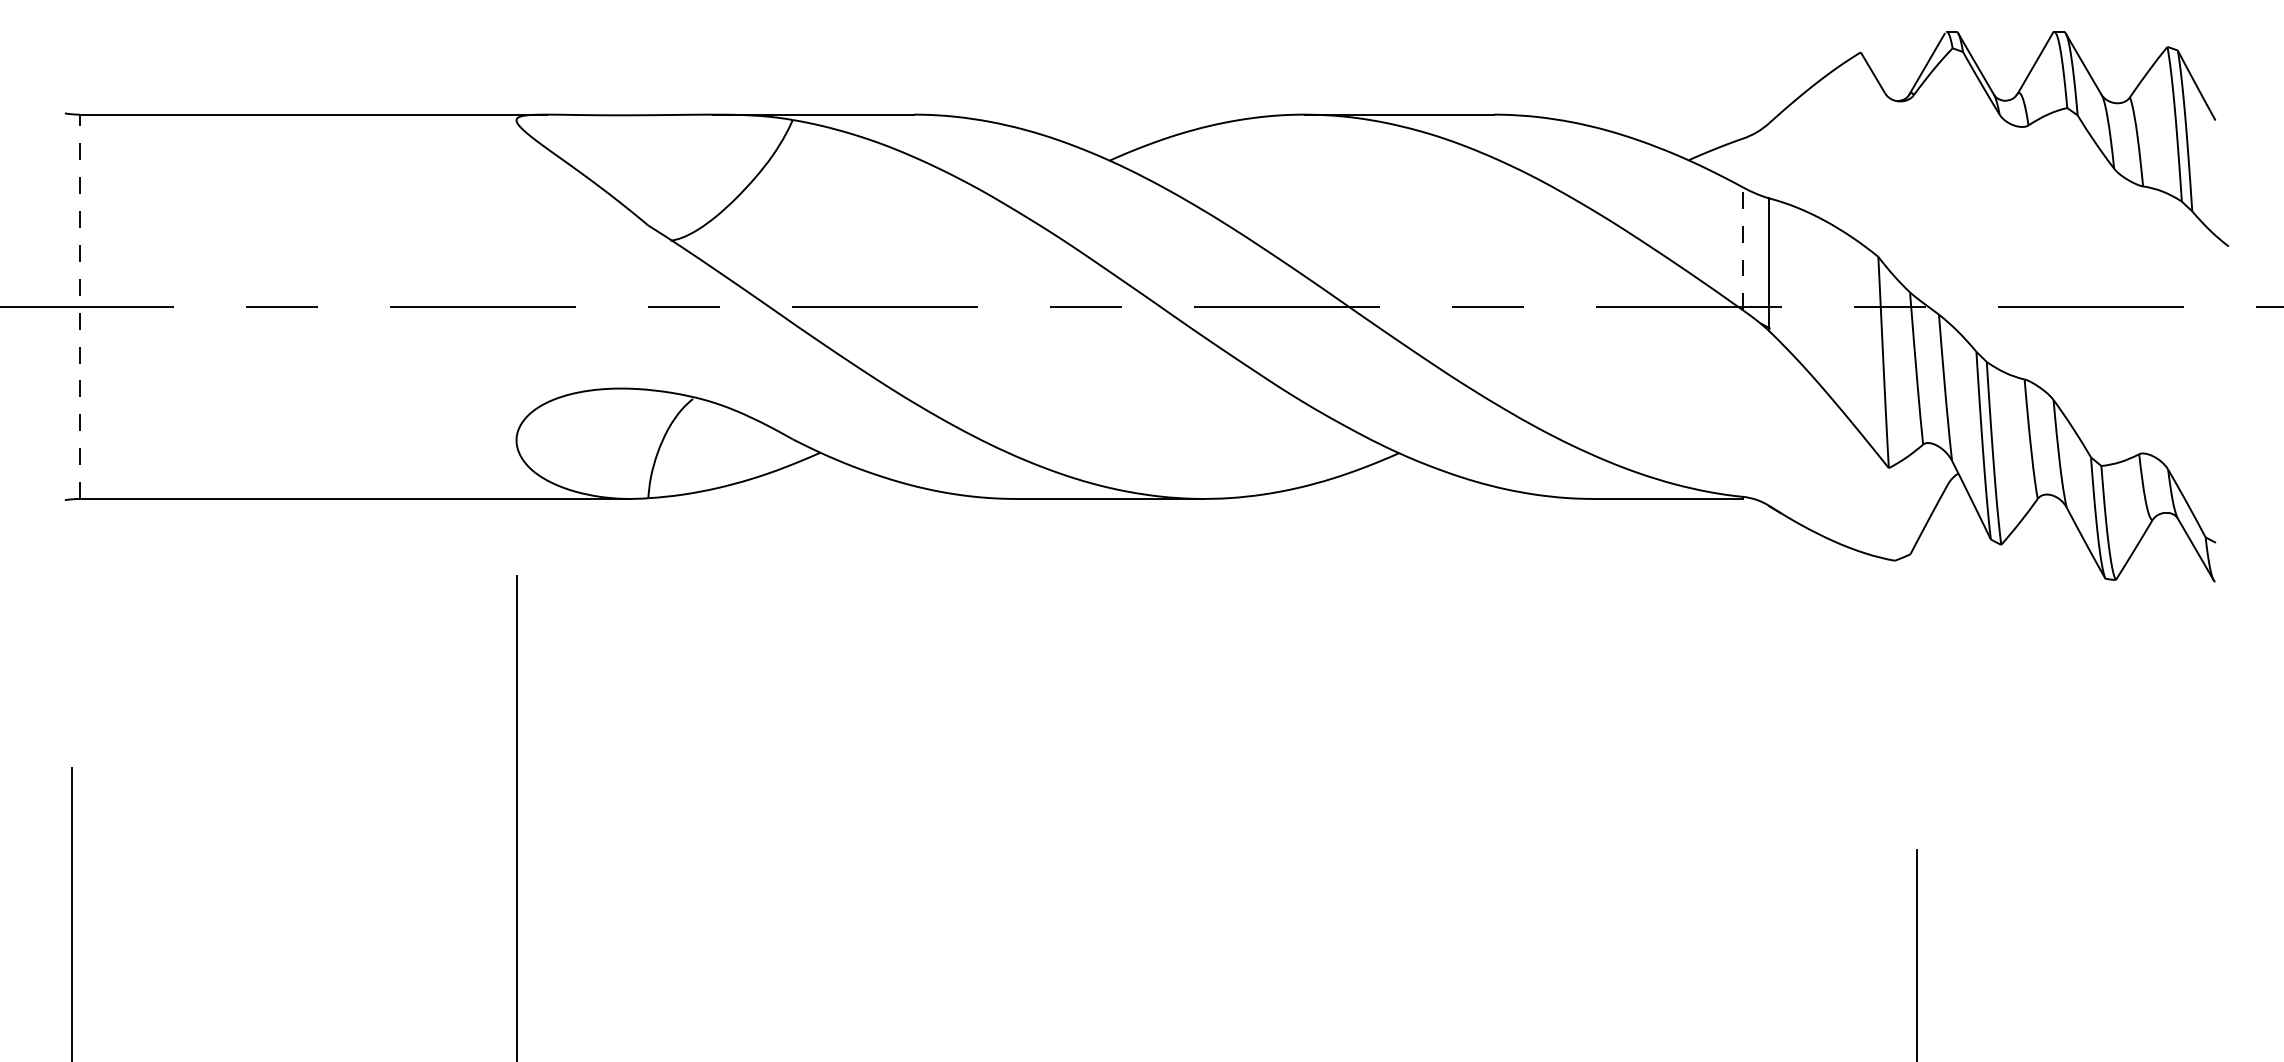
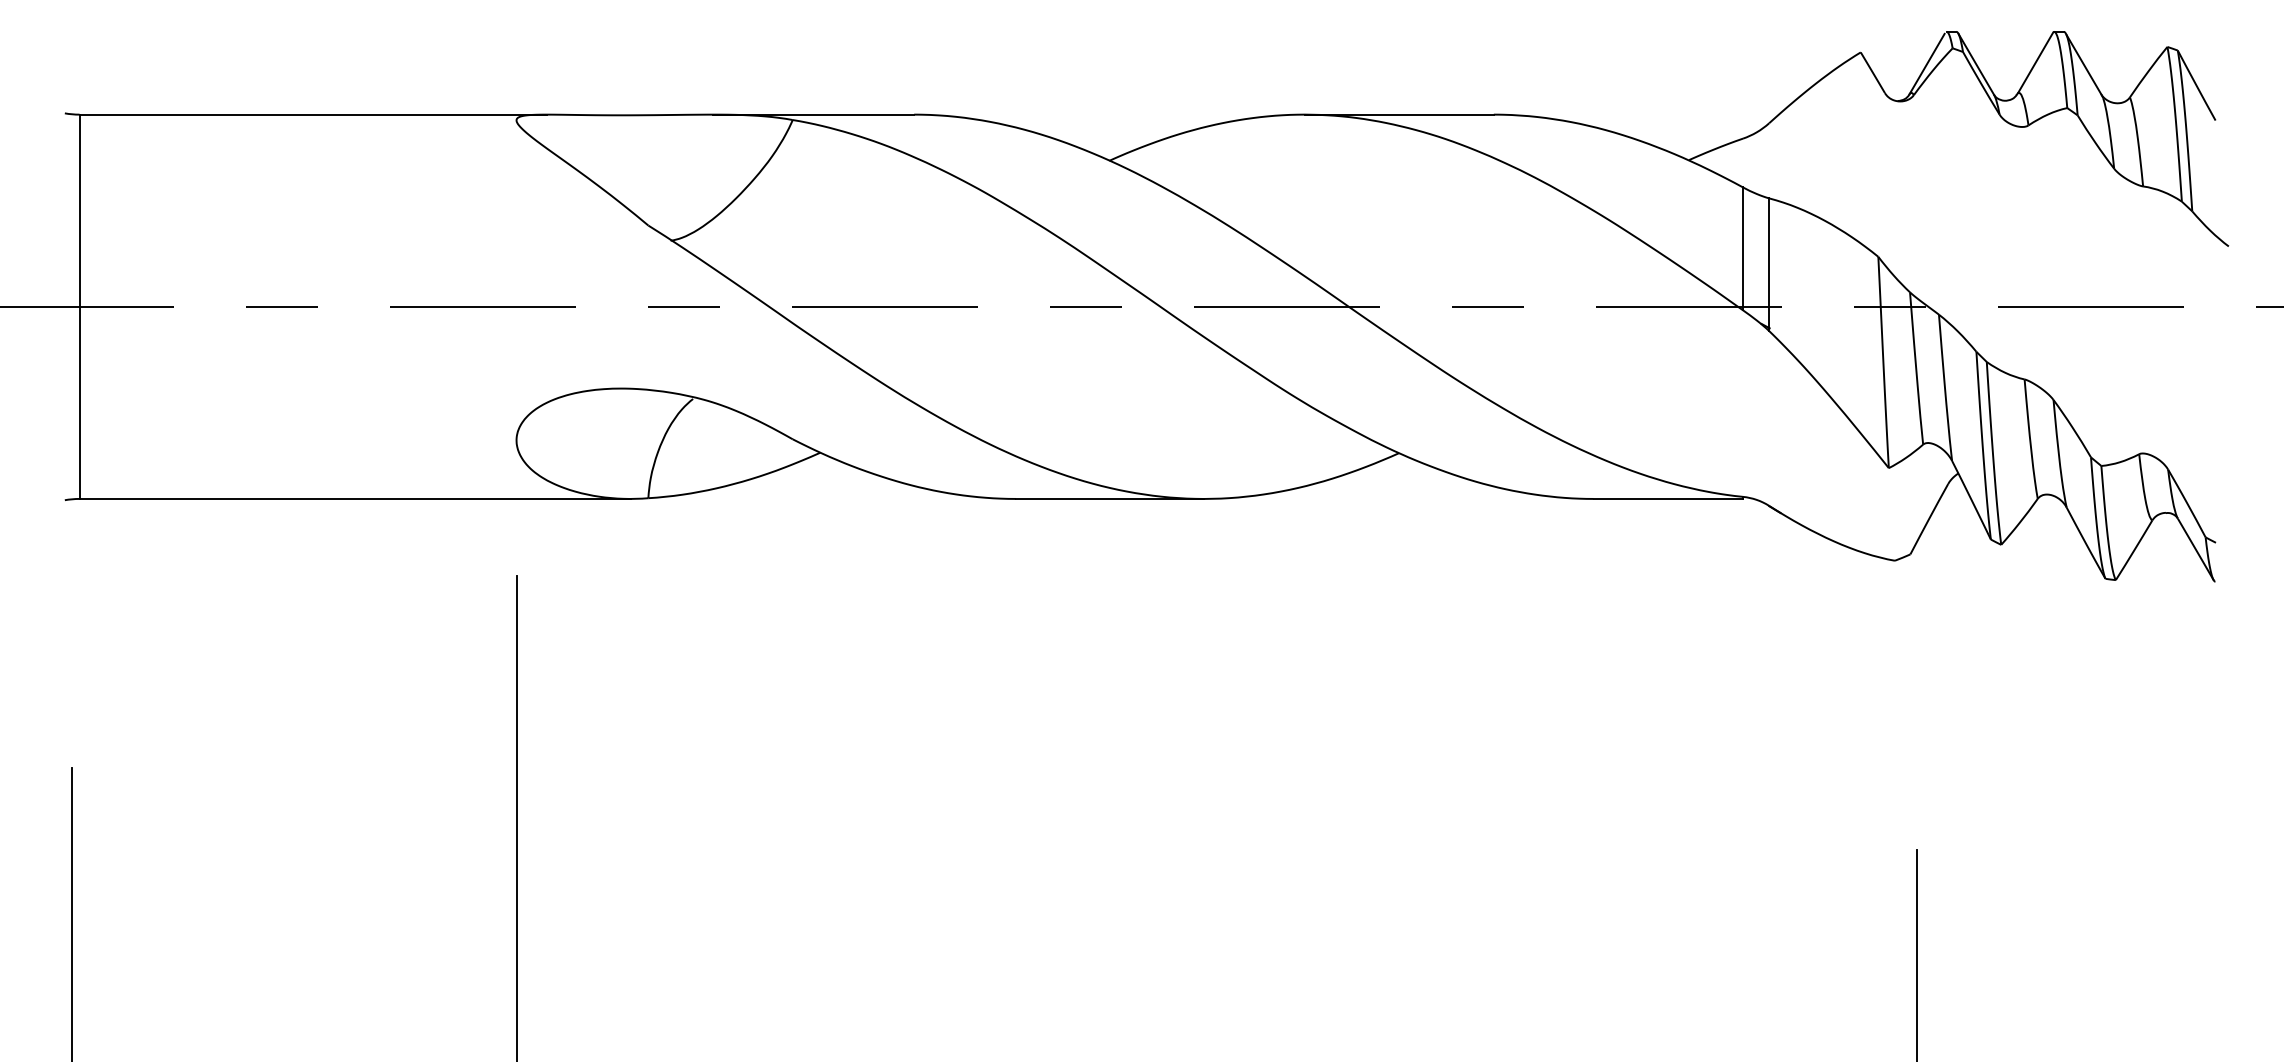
line: dashed -> solid (1743, 248)
line: dashed -> solid (79, 306)
